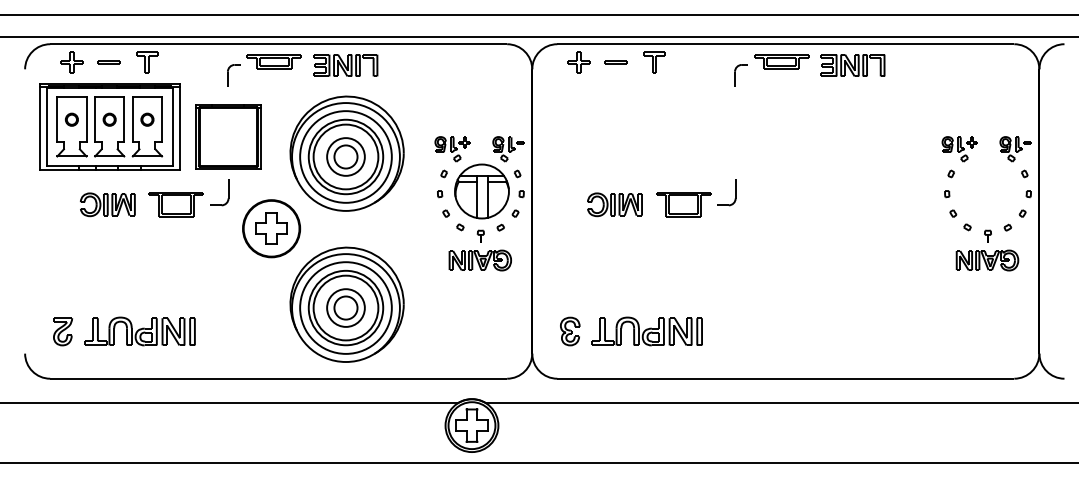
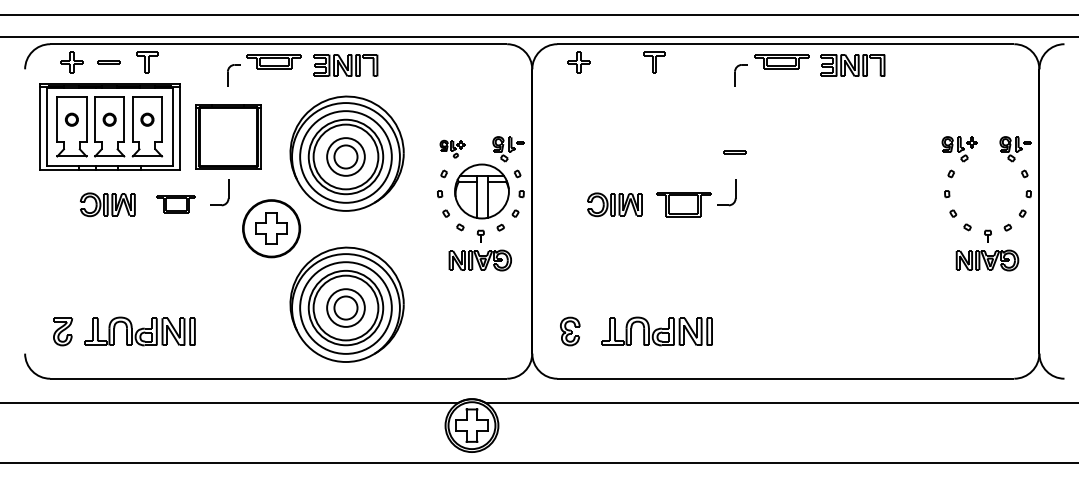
line position: (615, 61) -> (734, 151) (734, 151)
part size: 37x27 px -> 27x20 px (452, 148)
part size: 56x26 px -> 40x19 px (175, 204)
part position: (646, 331) -> (656, 331) (656, 331)
